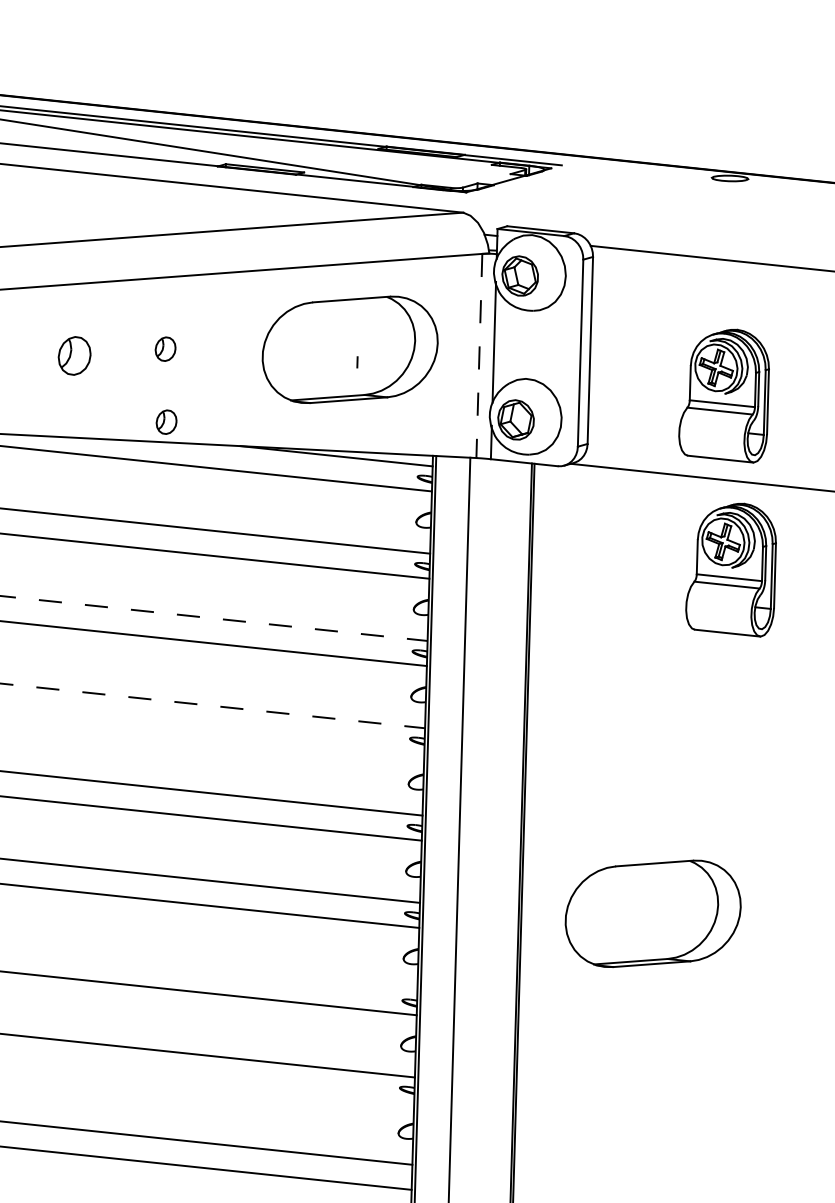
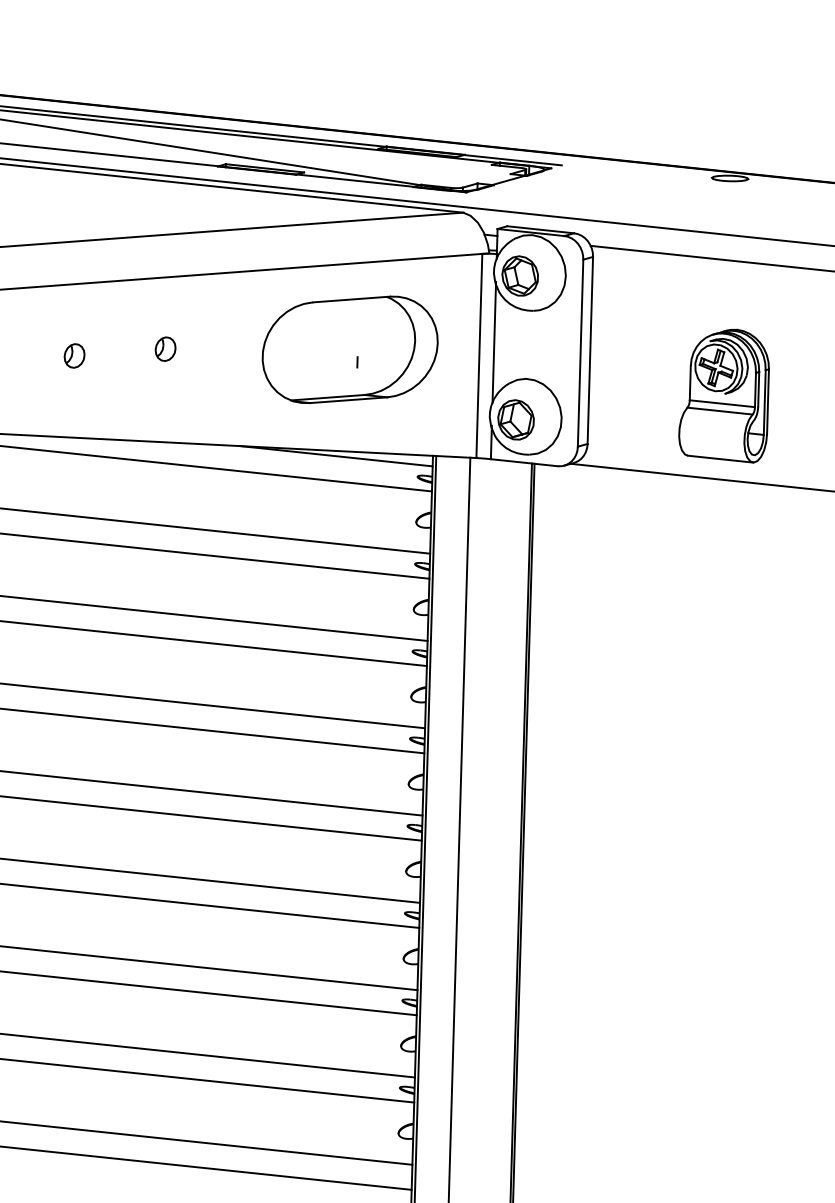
line: none -> present (416, 201)
part size: 35x40 px -> 23x26 px (74, 355)
line: dashed -> solid (479, 356)
part: present -> none (166, 421)
part: present -> none (730, 569)
line: dashed -> solid (214, 618)
line: dashed -> solid (213, 705)
line: none -> present (213, 730)
part: present -> none (652, 913)
line: none -> present (209, 968)
line: none -> present (208, 1080)
